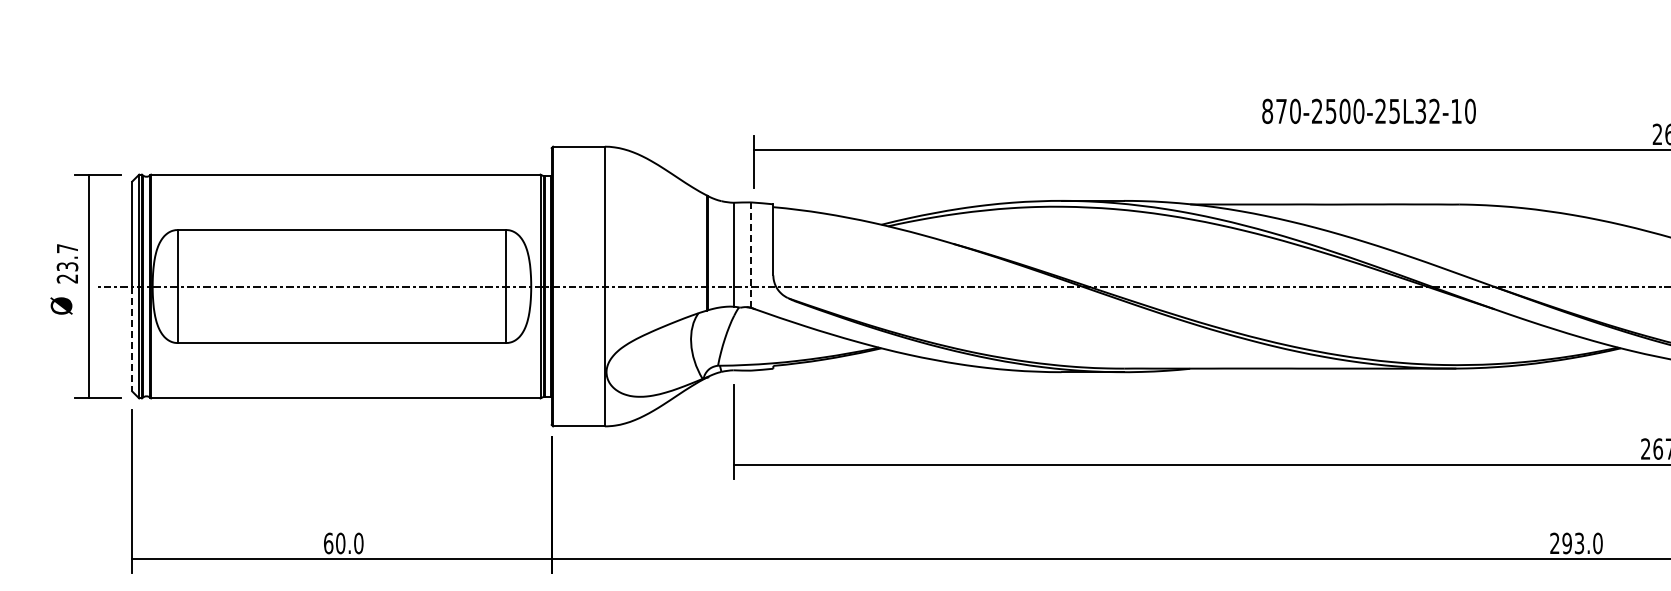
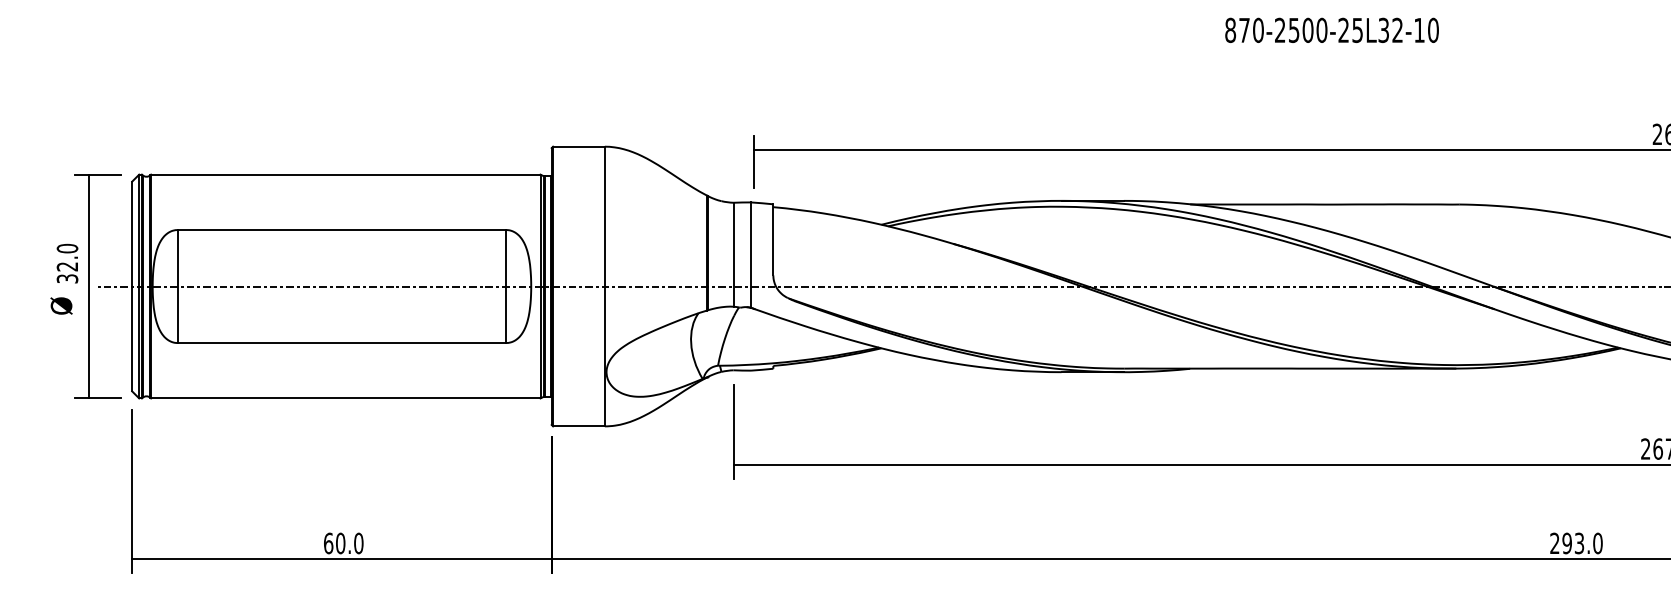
text position: (1368, 110) -> (1331, 29) (1331, 29)
line: dashed -> solid (750, 255)
text: 23.7 -> 32.0 (67, 263)
line: dashed -> solid (132, 339)
